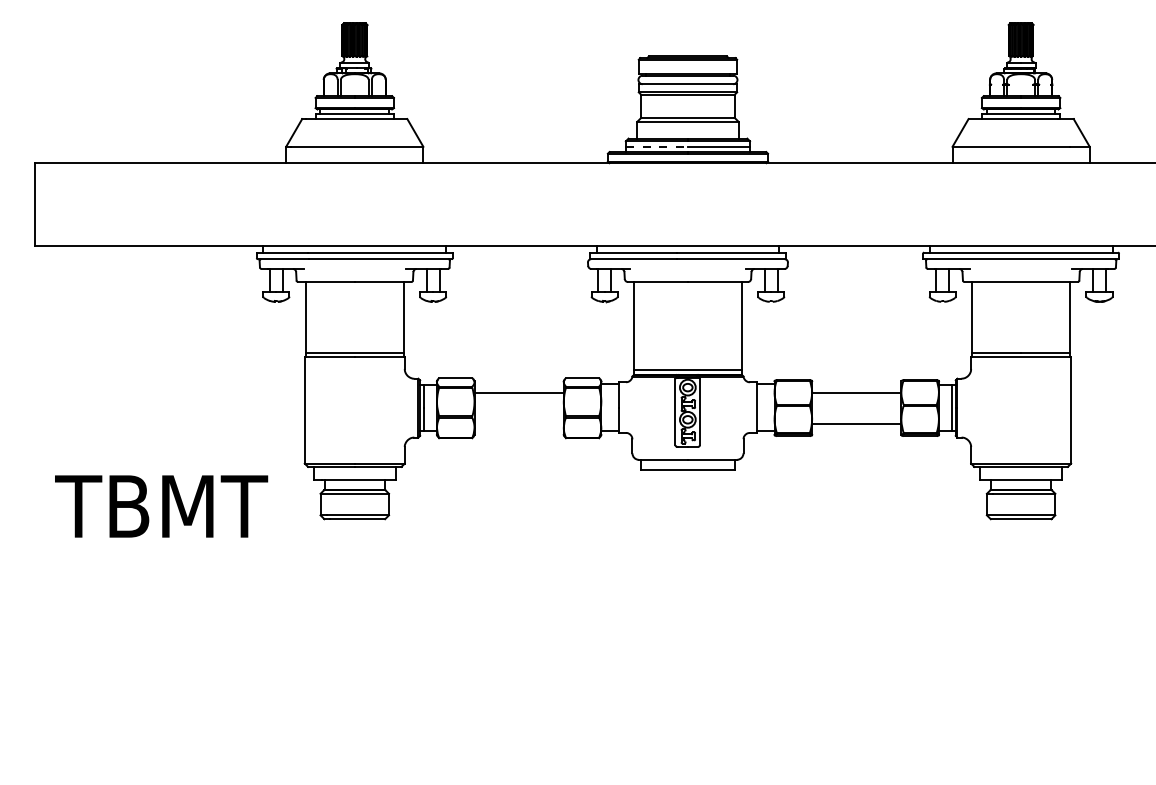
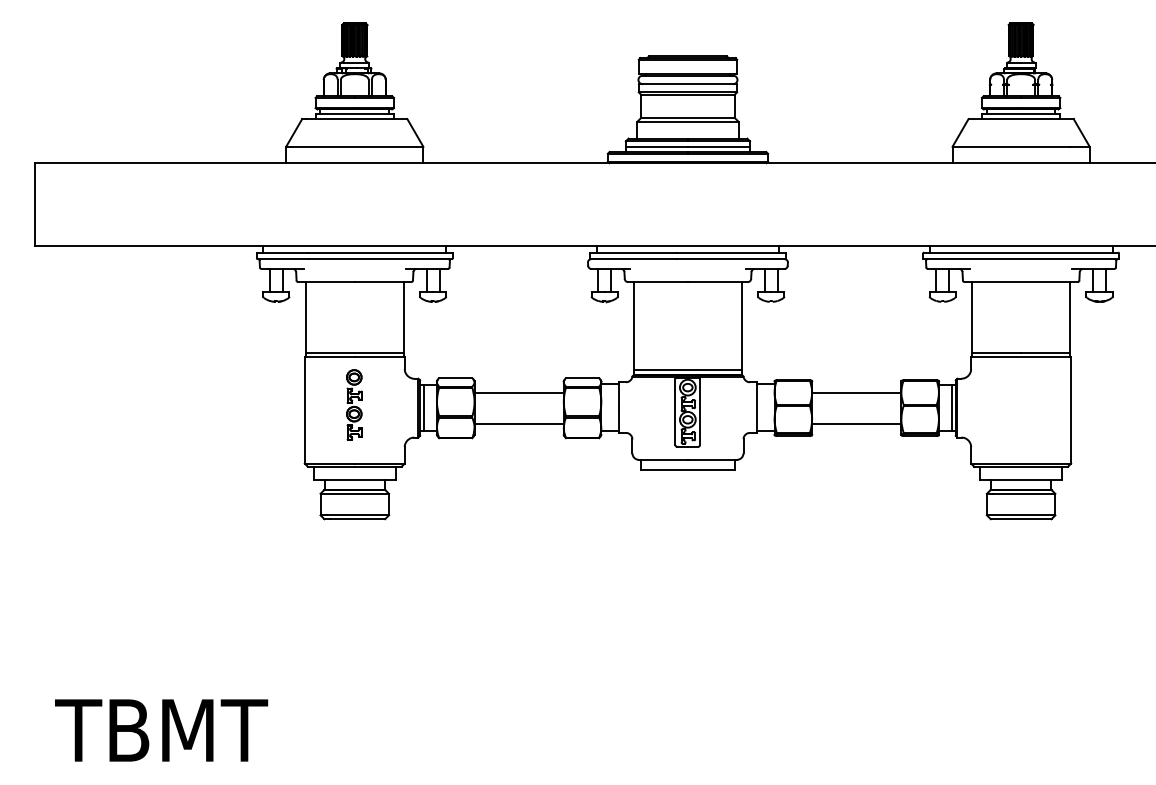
line: dashed -> solid (657, 147)
part: none -> present (354, 404)
line: none -> present (518, 423)
text position: (161, 506) -> (161, 730) (161, 730)
